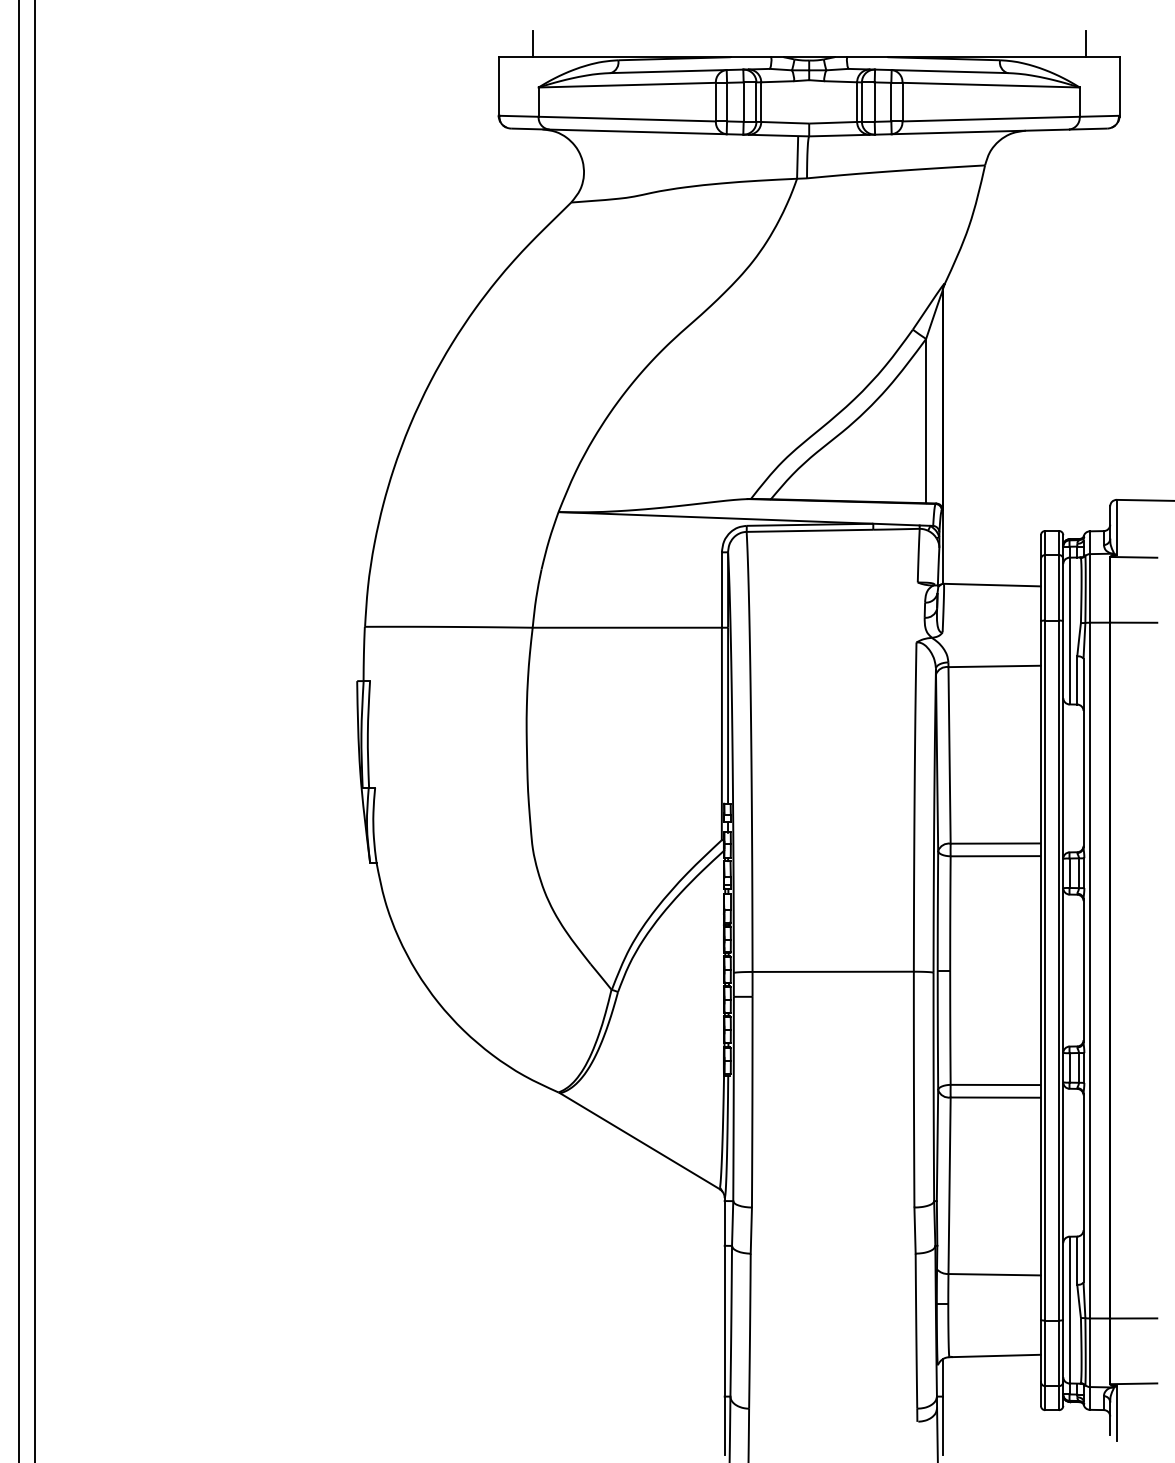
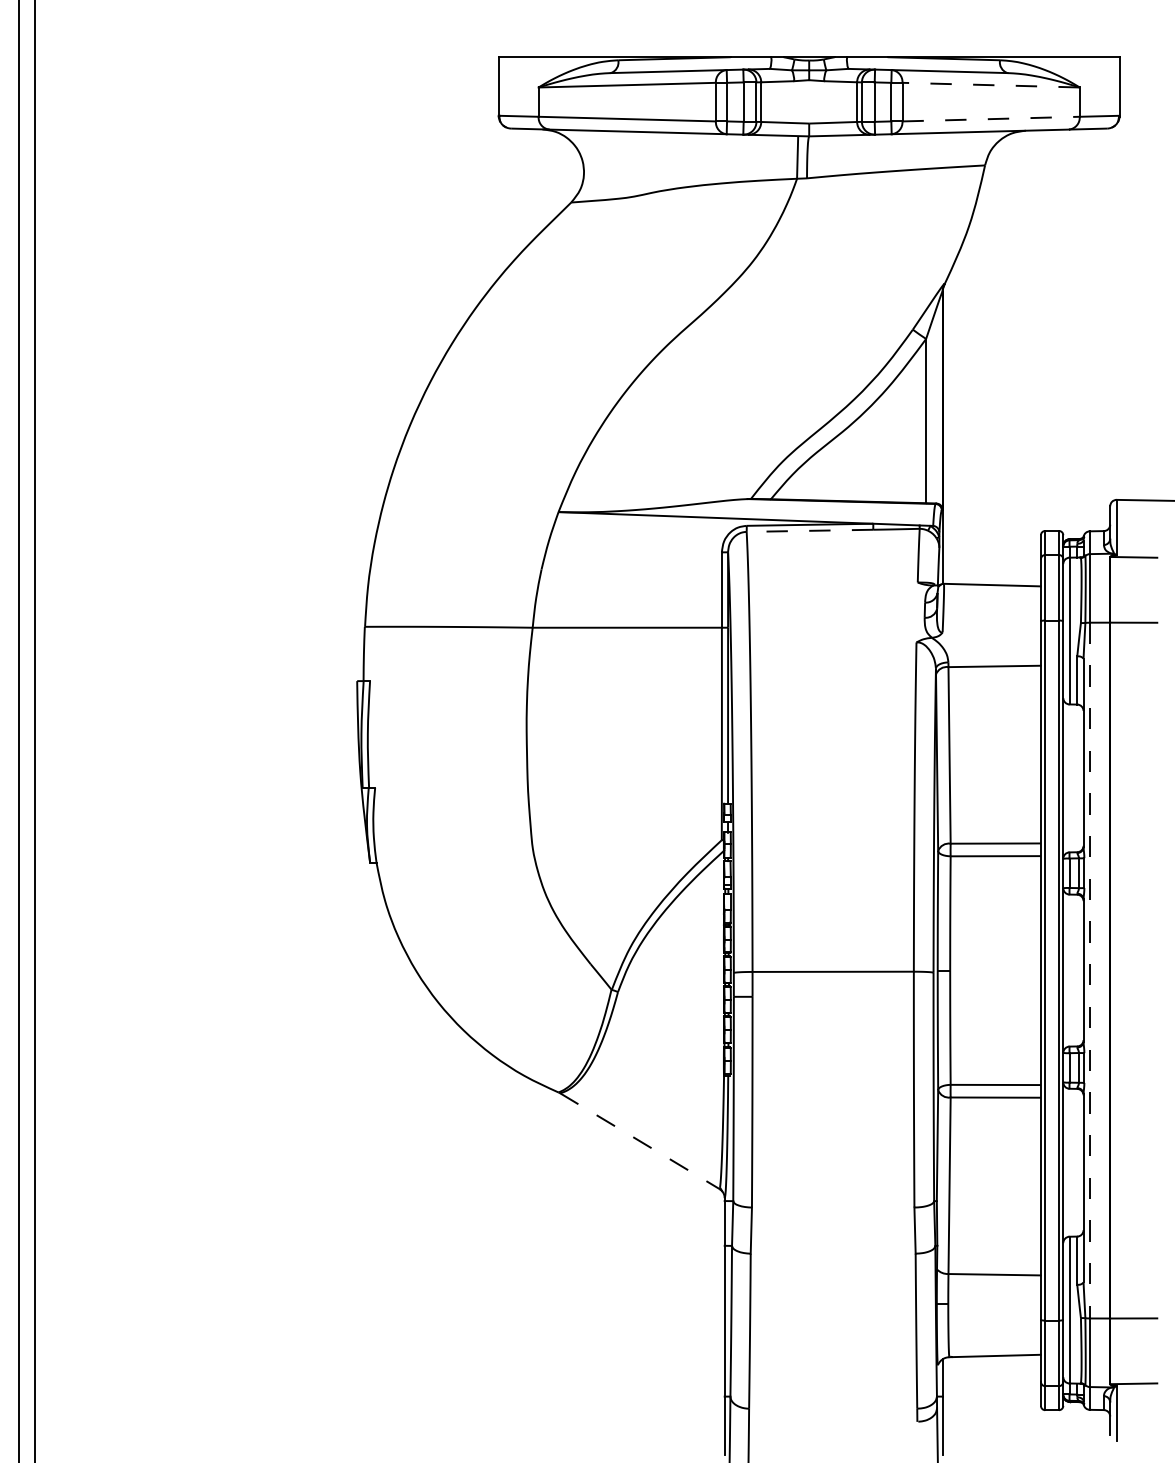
line: present -> none (532, 43)
line: present -> none (1085, 43)
line: solid -> dashed (991, 85)
line: solid -> dashed (991, 119)
line: solid -> dashed (809, 530)
line: solid -> dashed (1089, 970)
line: solid -> dashed (639, 1141)
